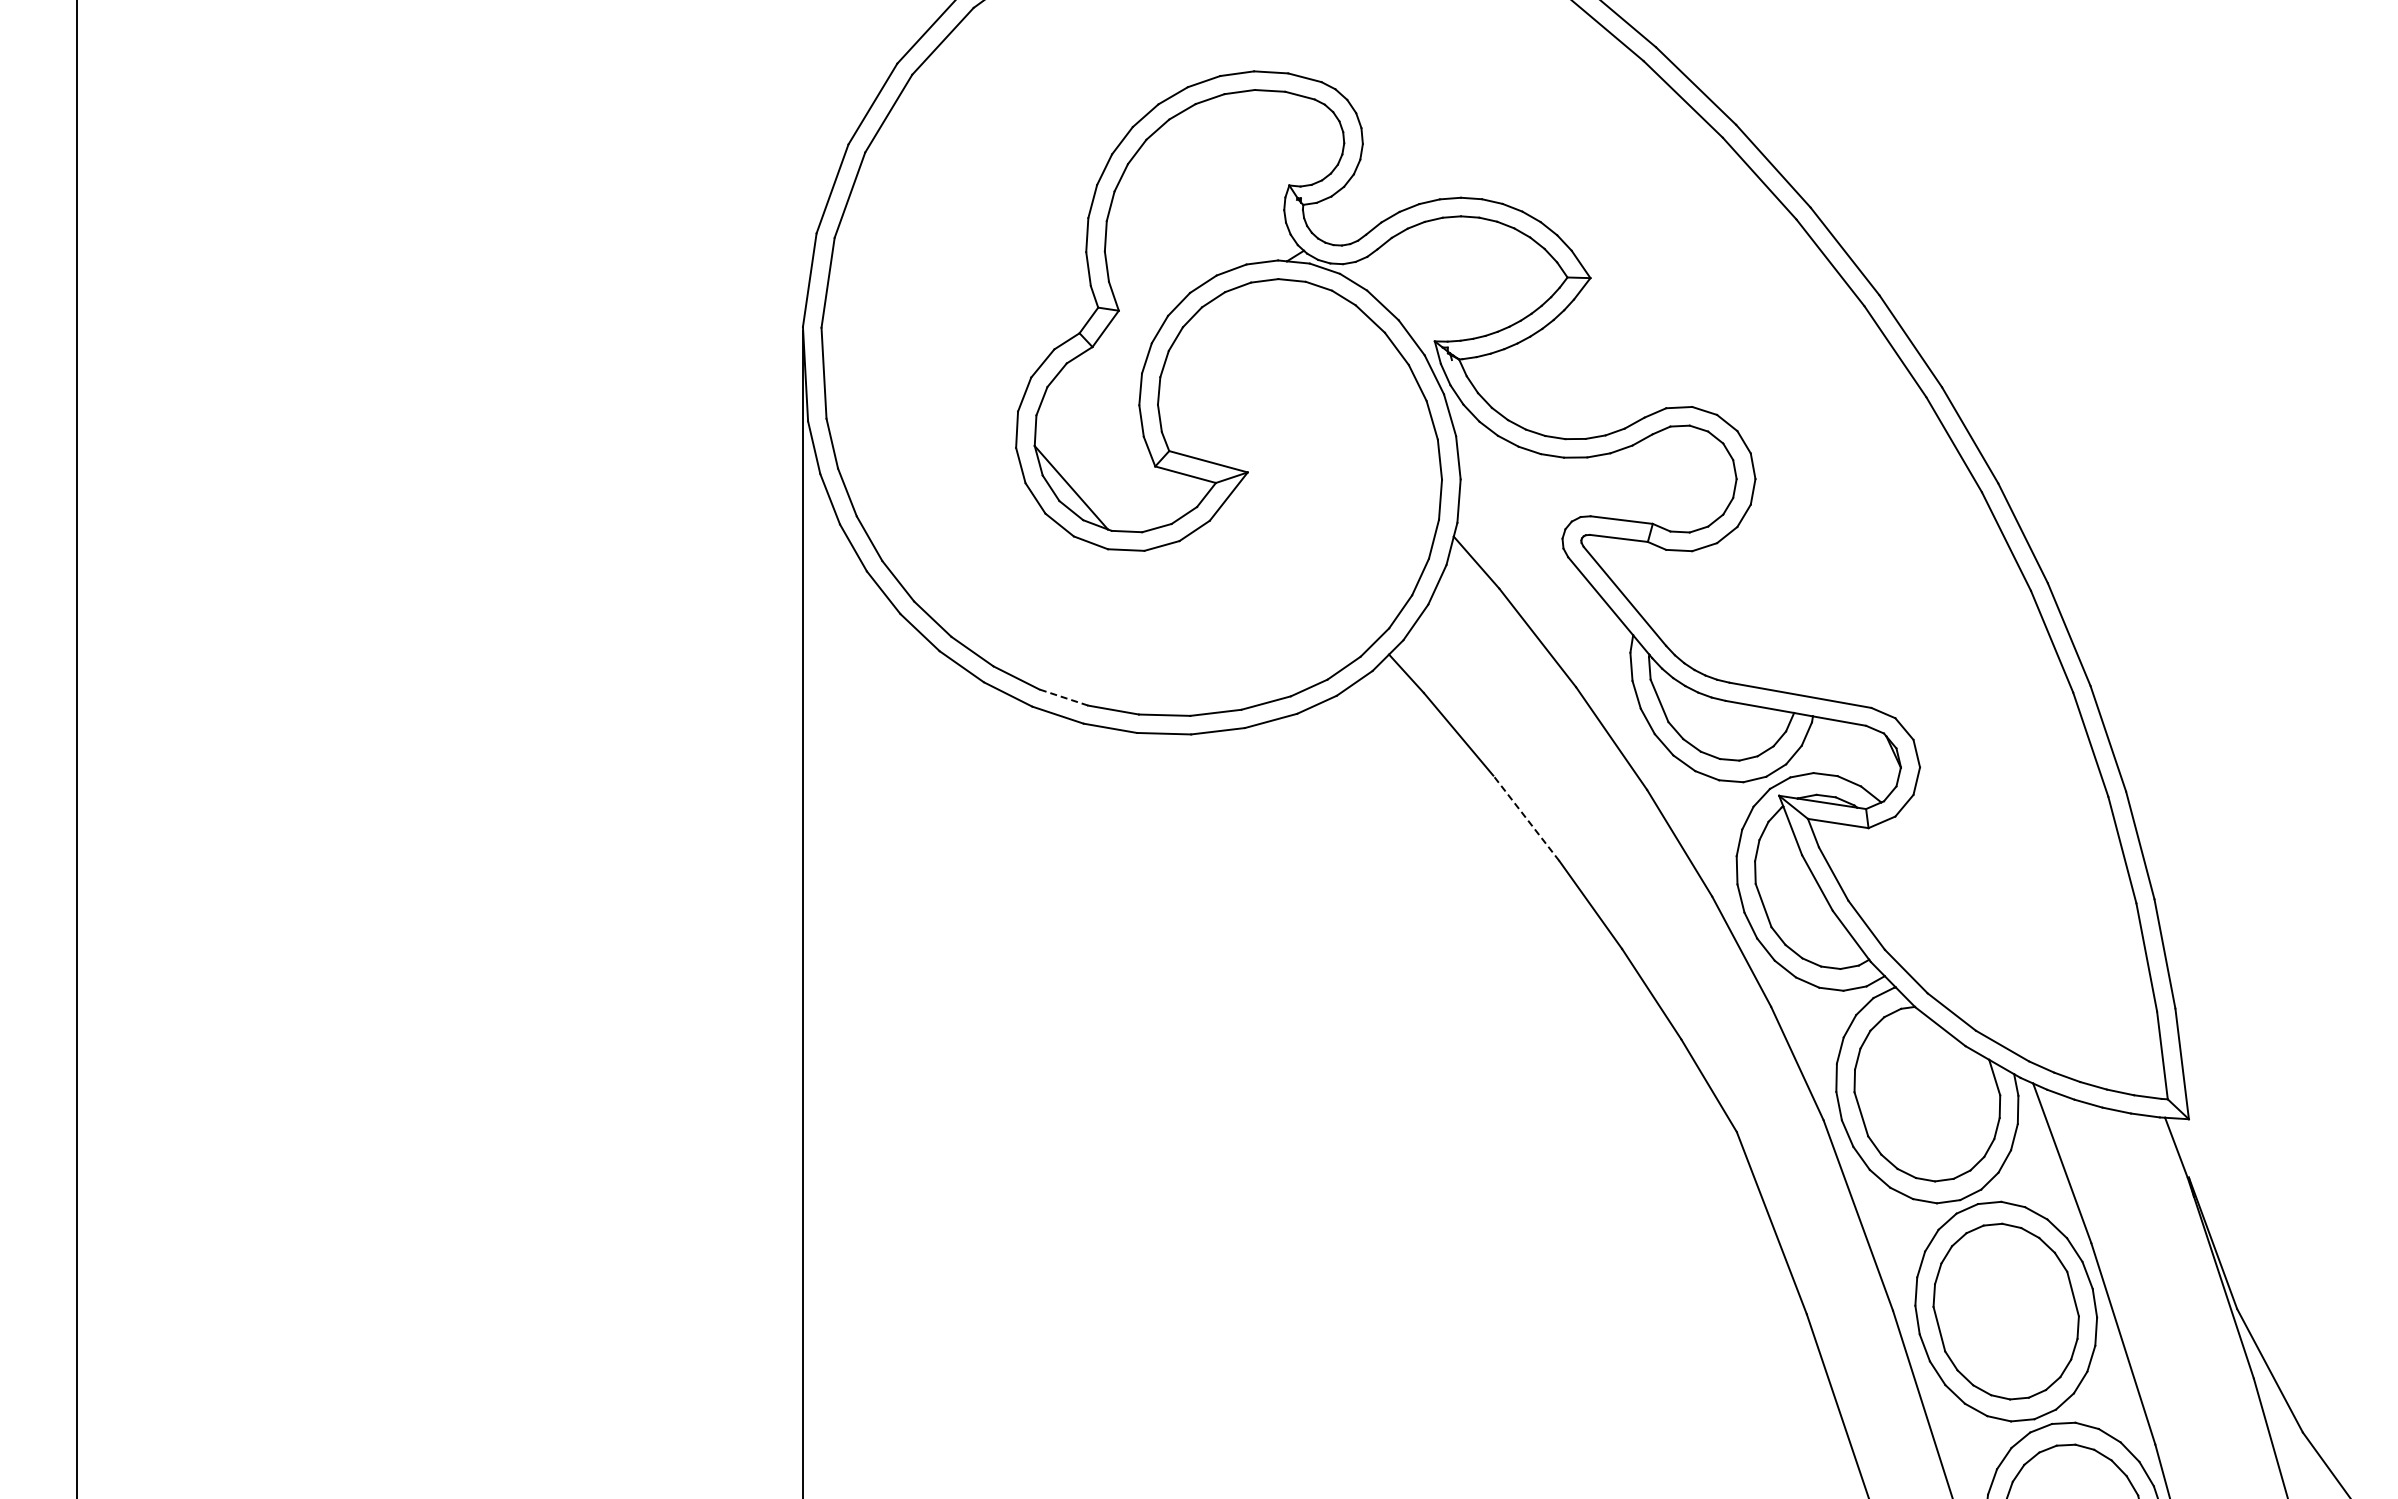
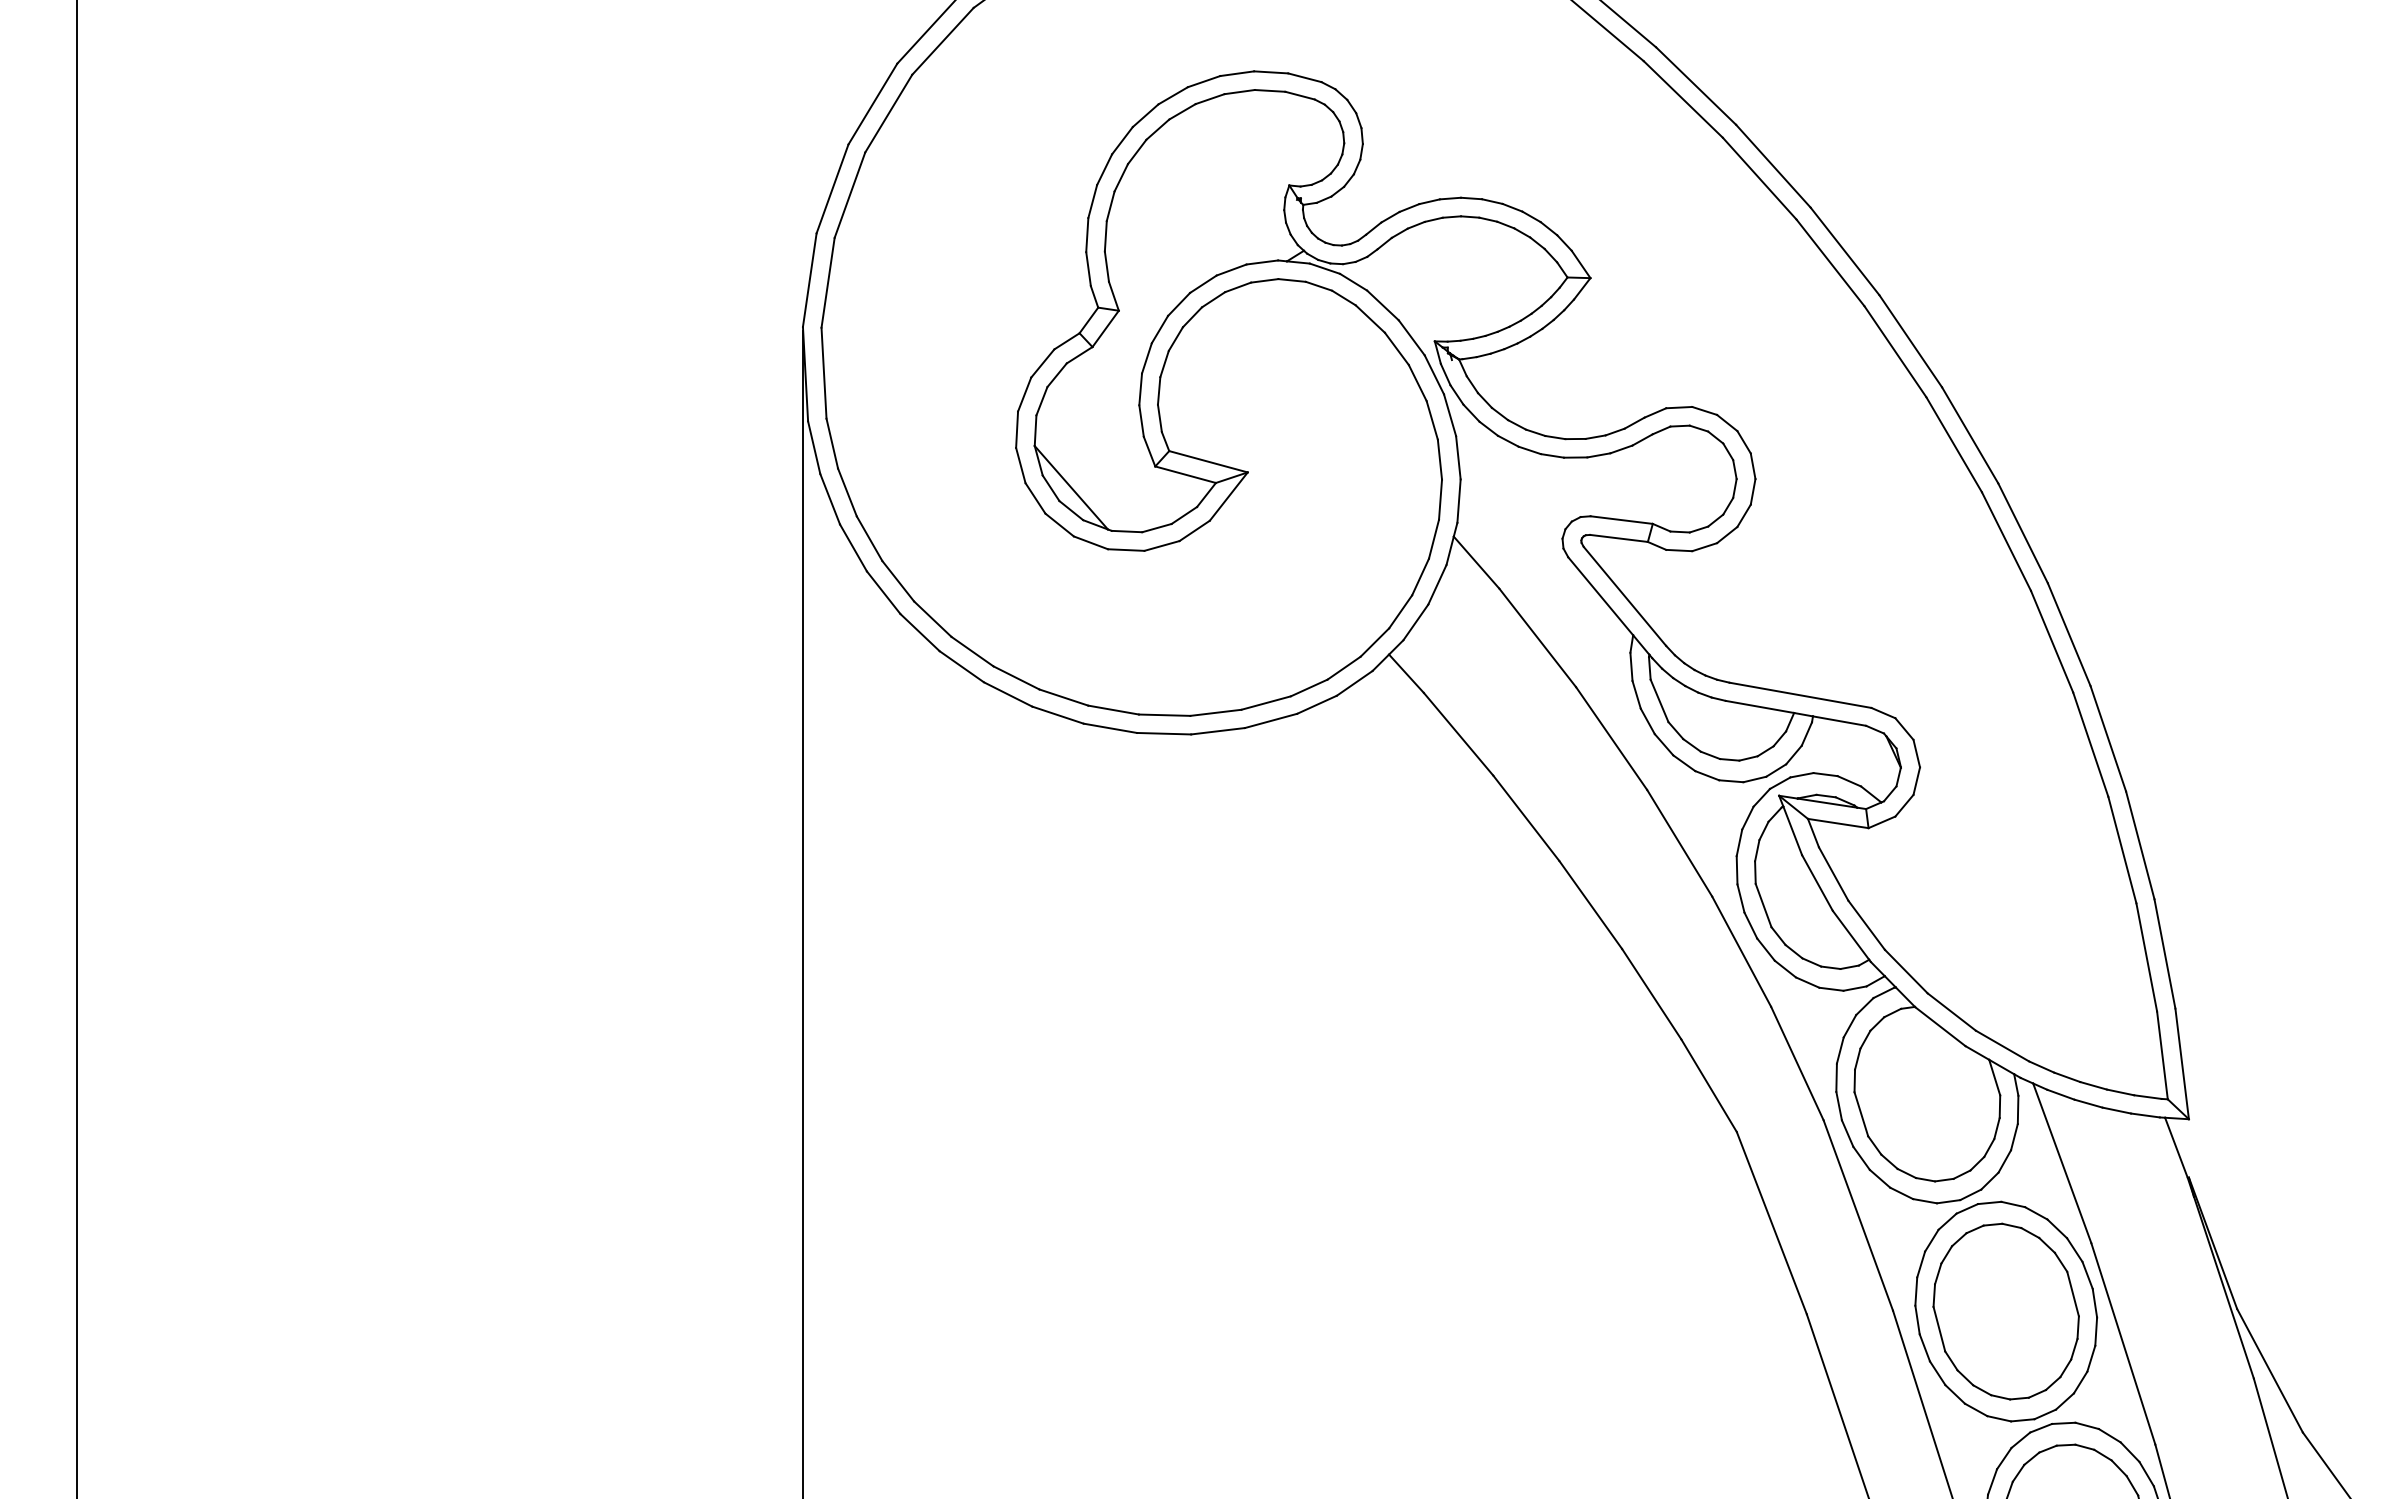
line: dashed -> solid (1063, 697)
line: dashed -> solid (1526, 818)
